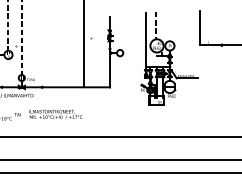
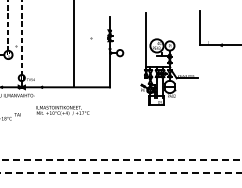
line: present -> none (156, 25)
line position: (84, 45) -> (74, 45) (74, 45)
text position: (55, 114) -> (62, 110) (62, 110)
line: present -> none (120, 137)
line: solid -> dashed (120, 159)
line: solid -> dashed (120, 173)
